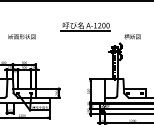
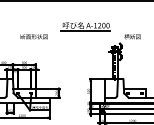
text position: (21, 36) -> (33, 36) (33, 36)
